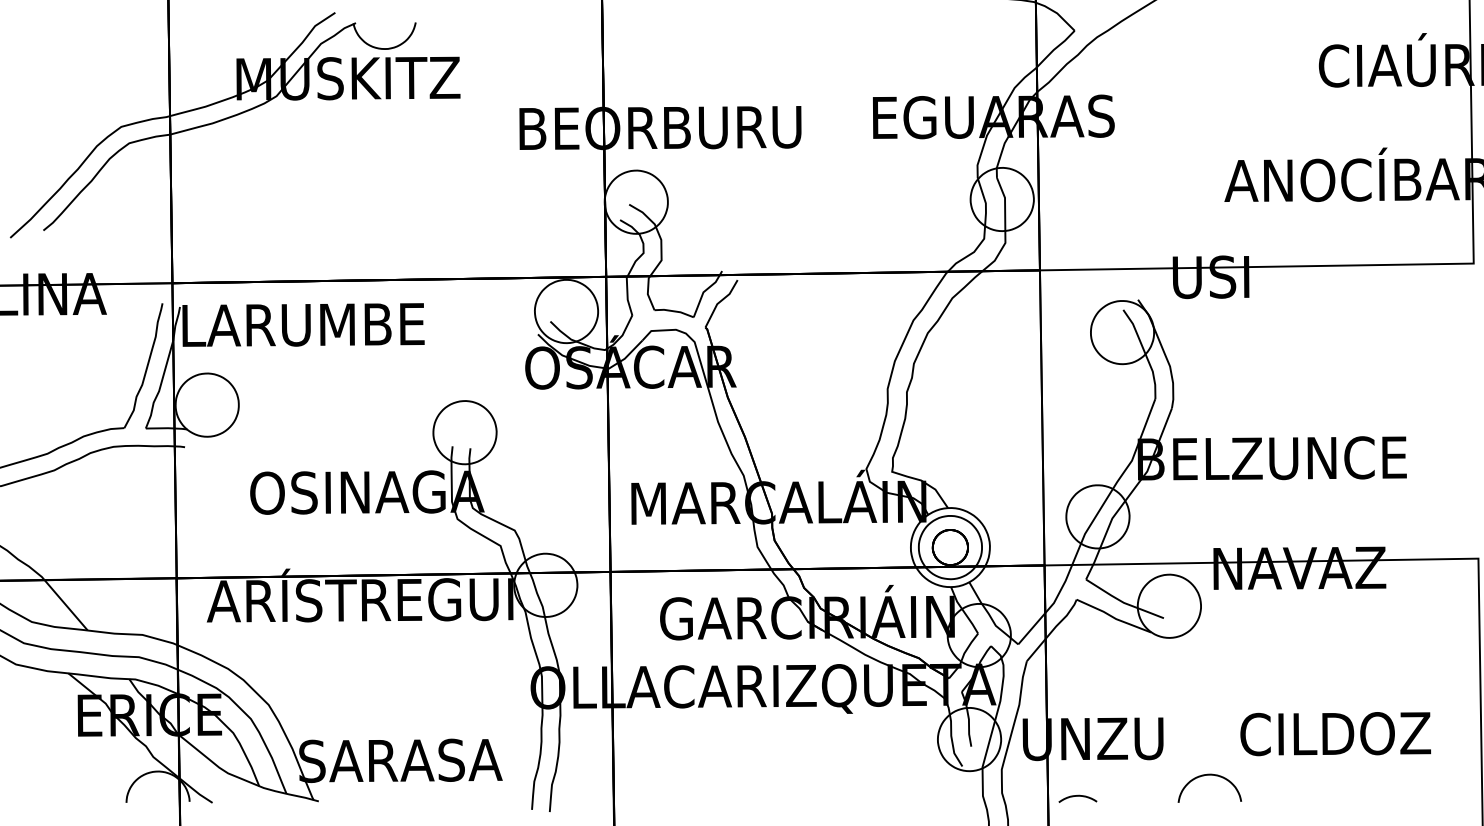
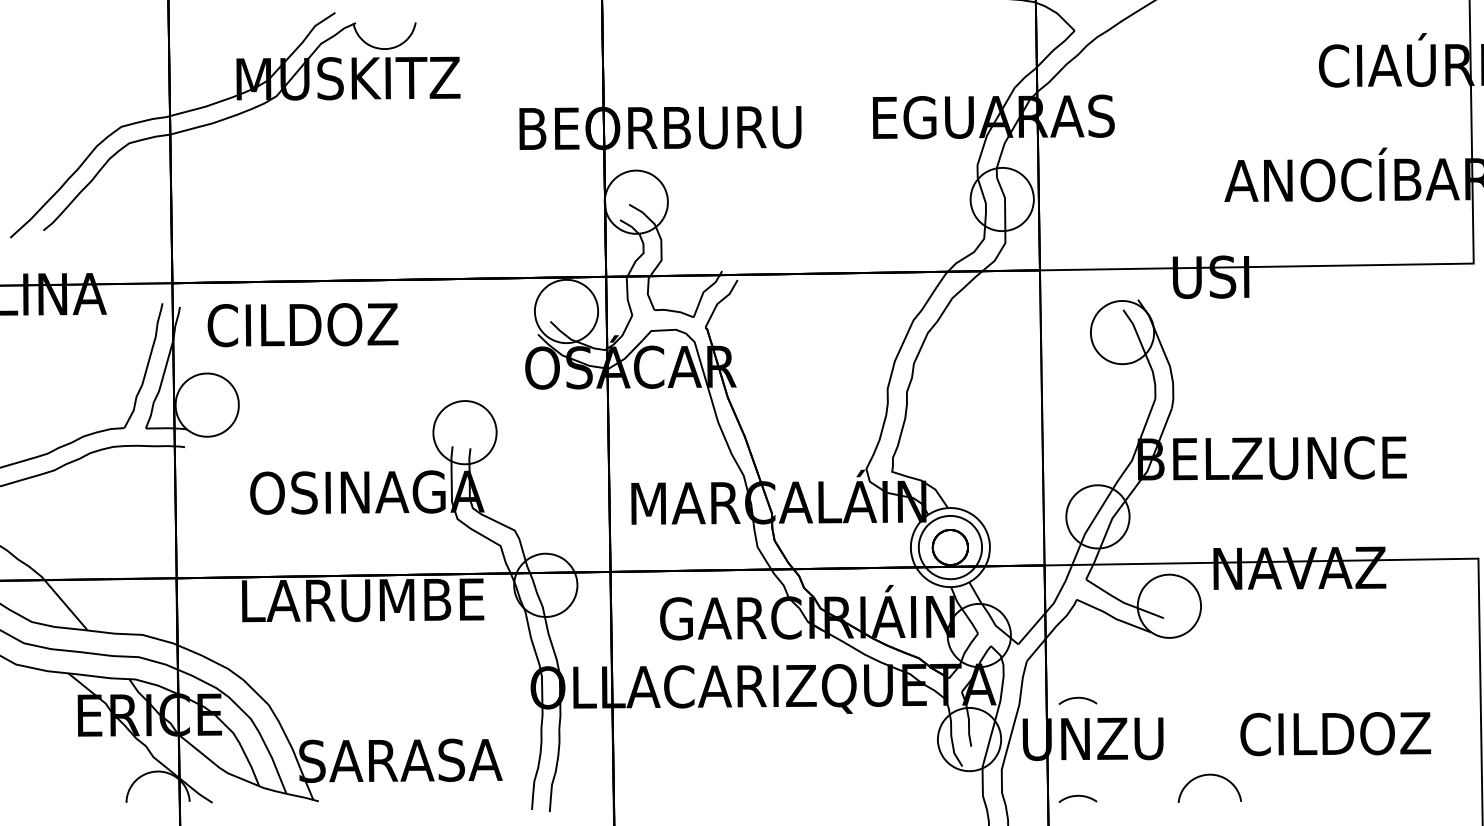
text: LARUMBE -> CILDOZ (303, 325)
text: ARÍSTREGUI -> LARUMBE (359, 595)
curve: none -> present (1077, 698)
